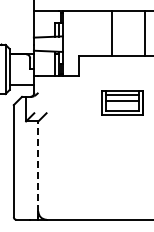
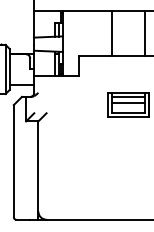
part position: (122, 102) -> (128, 104) (128, 104)
line: dashed -> solid (38, 165)
